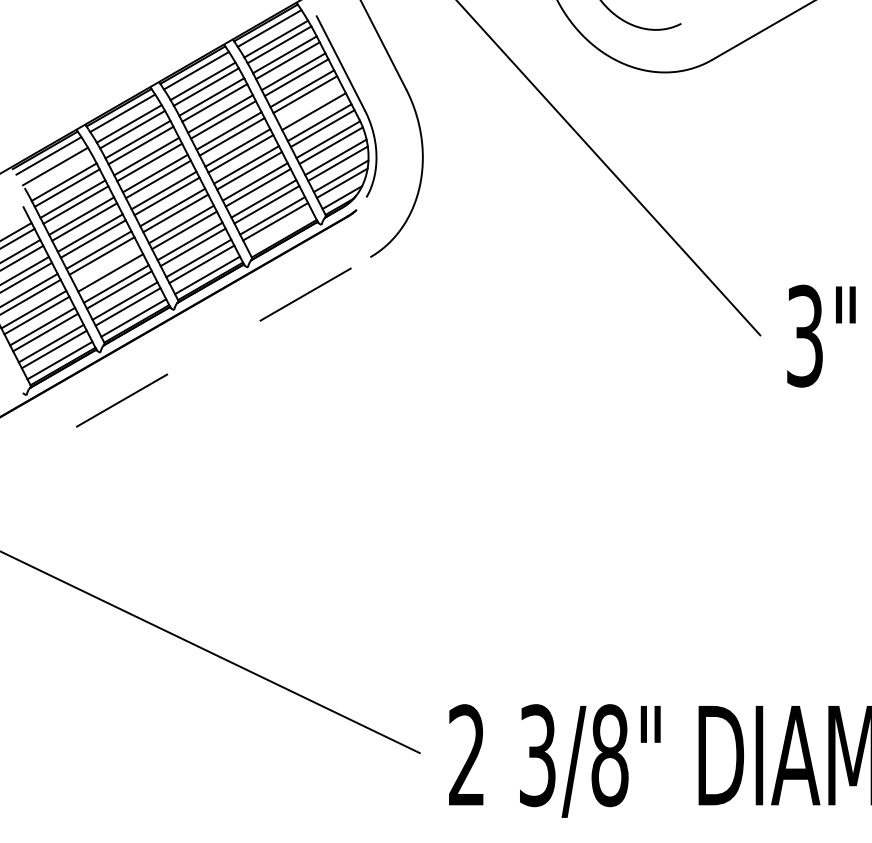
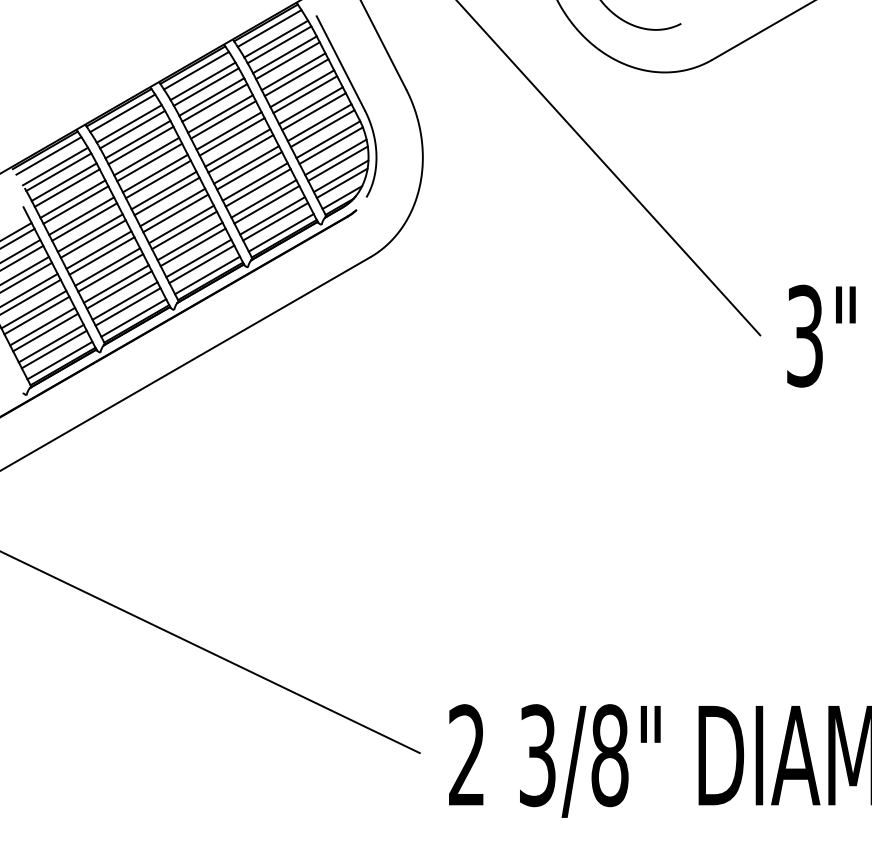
line: none -> present (310, 105)
line: none -> present (58, 172)
line: none -> present (280, 232)
line: none -> present (107, 266)
line: dashed -> solid (186, 363)
